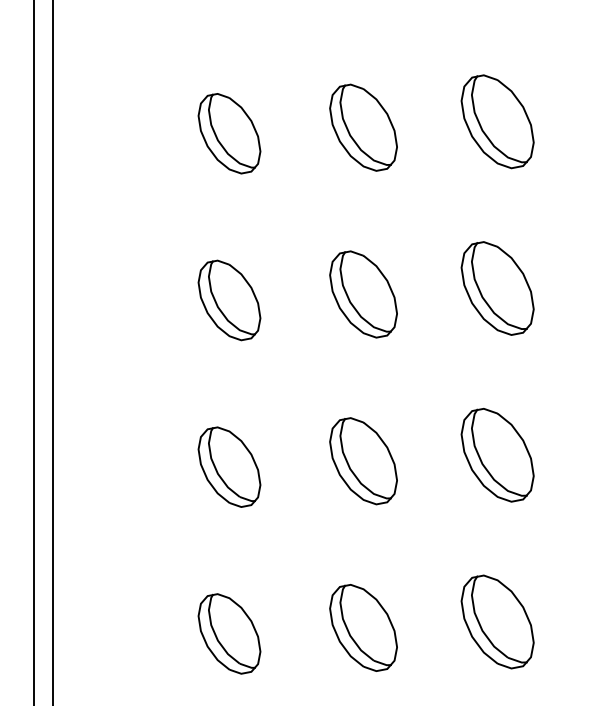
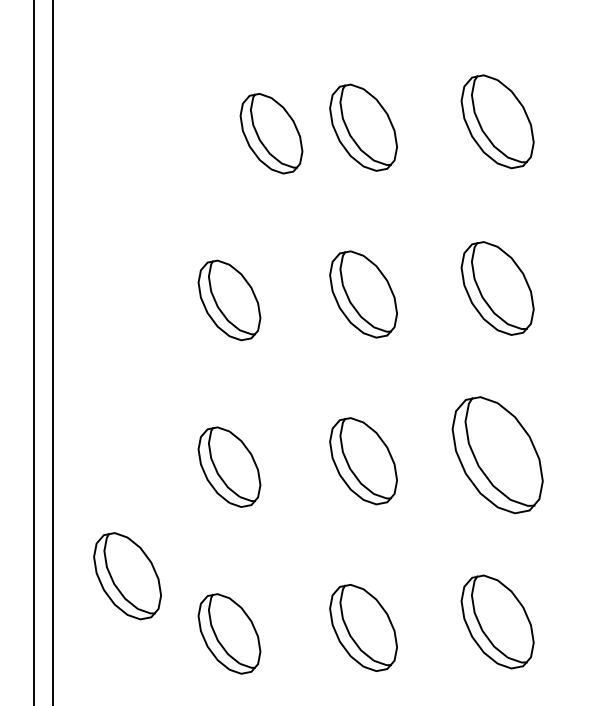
part position: (229, 133) -> (271, 133) (271, 133)
part size: 75x95 px -> 93x119 px (497, 455)
part: none -> present (127, 576)
